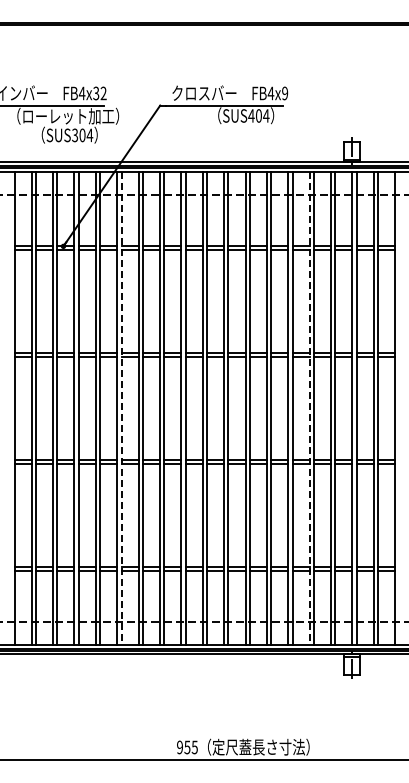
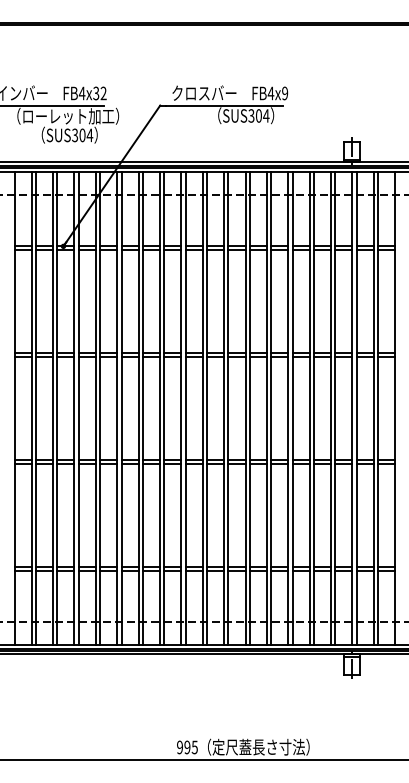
text: SUS404 -> SUS304 (251, 115)
line: dashed -> solid (121, 408)
line: dashed -> solid (309, 408)
text: 955 -> 995 (187, 746)
